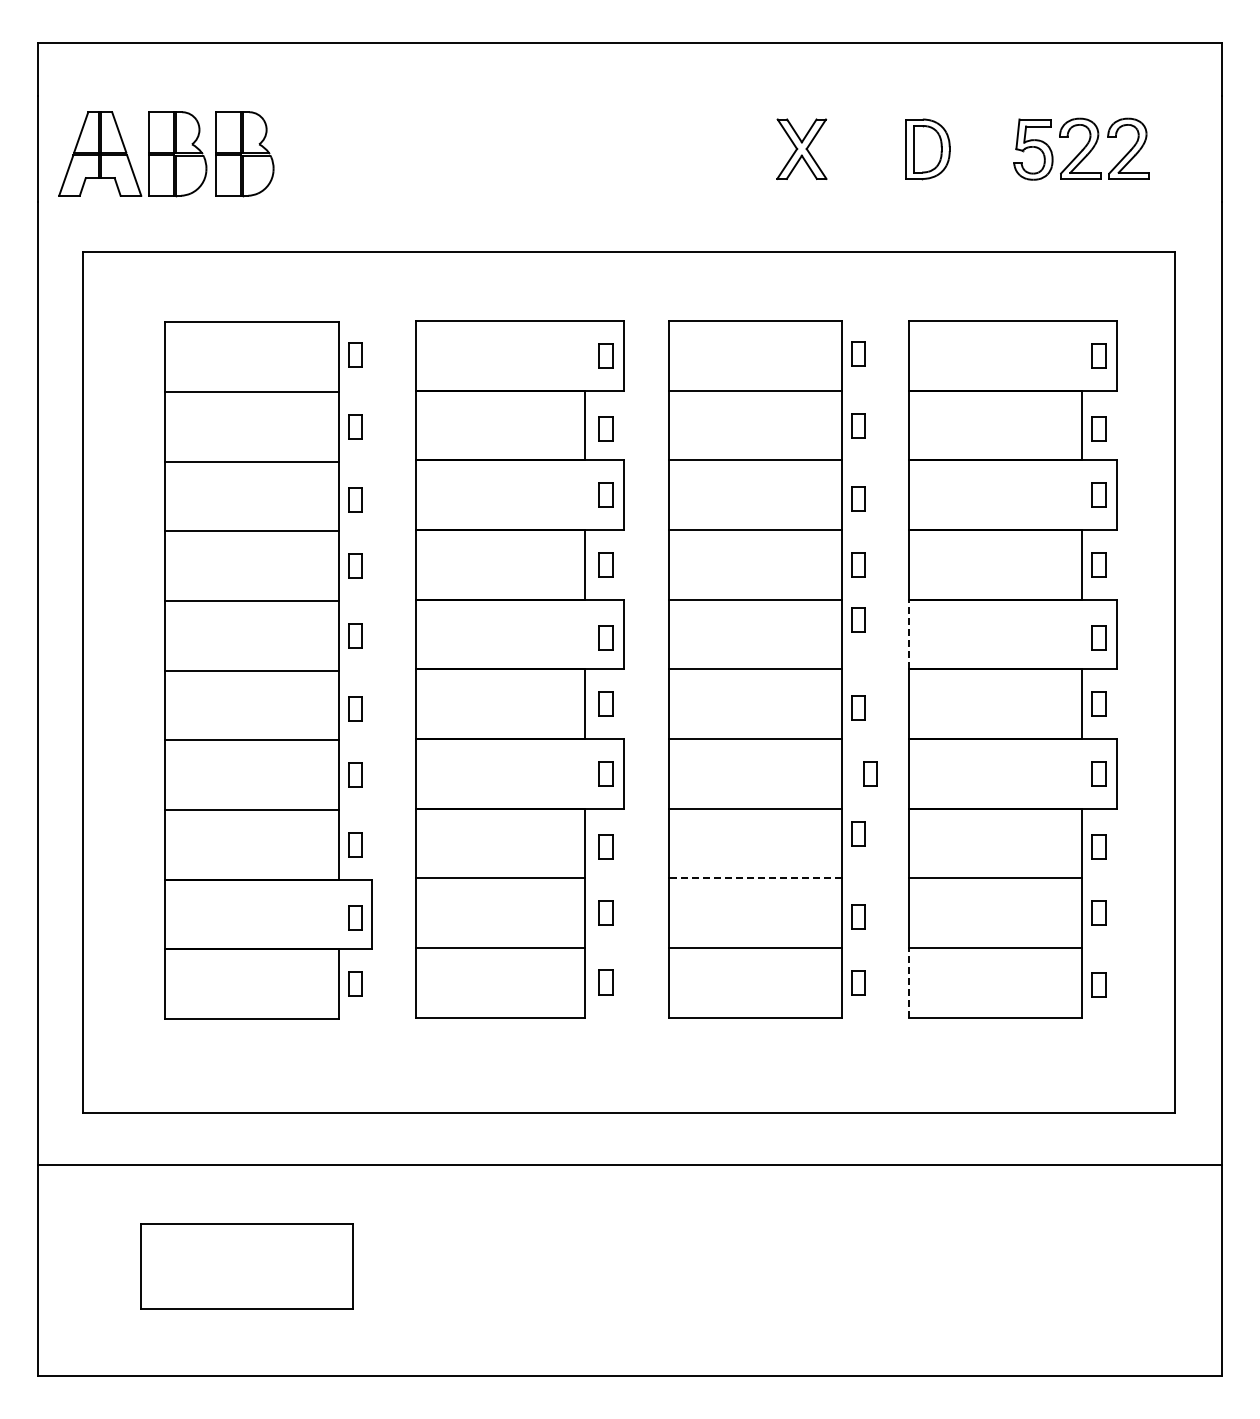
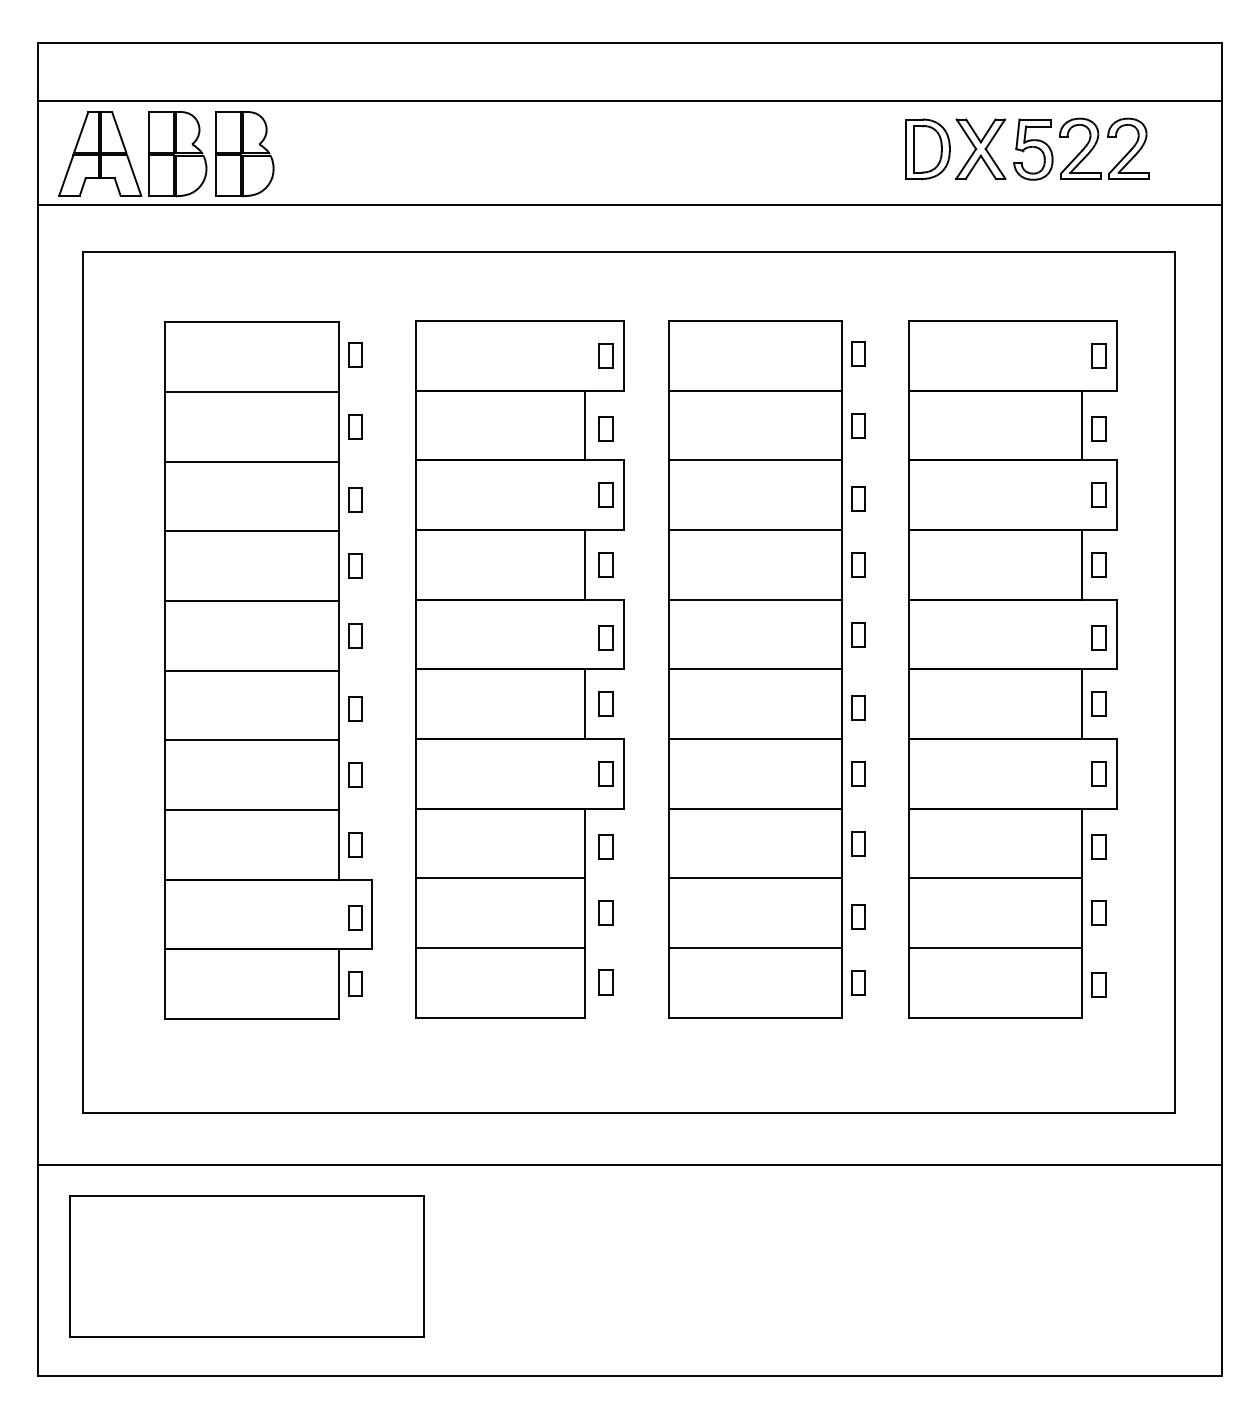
line: none -> present (629, 100)
part position: (801, 148) -> (980, 148) (980, 148)
line: none -> present (629, 205)
part position: (858, 619) -> (858, 634) (858, 634)
line: dashed -> solid (909, 634)
part position: (870, 773) -> (858, 773) (858, 773)
part position: (858, 833) -> (858, 843) (858, 843)
line: dashed -> solid (755, 878)
line: dashed -> solid (909, 982)
part size: 214x87 px -> 356x143 px (246, 1266)
